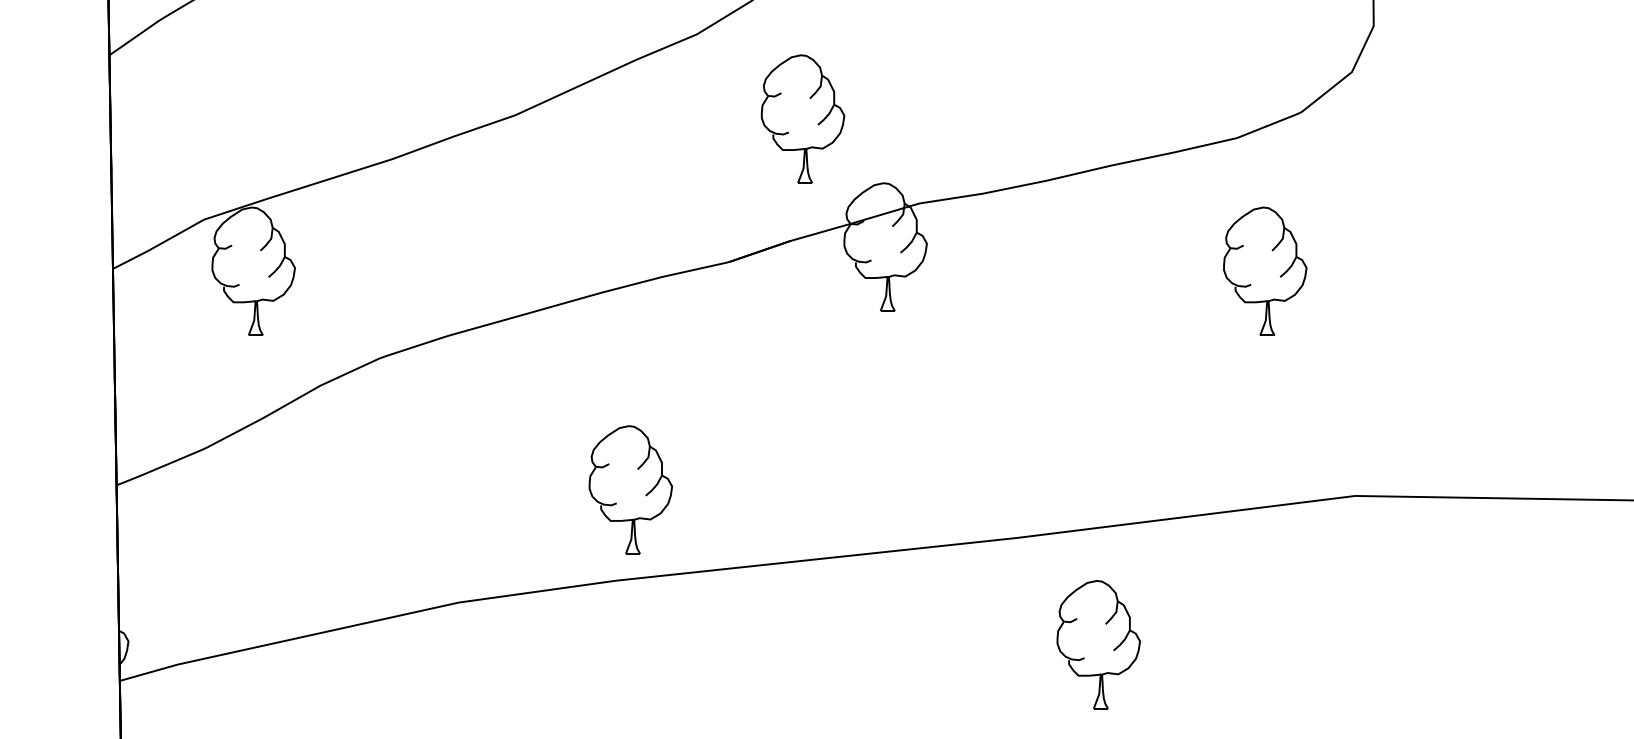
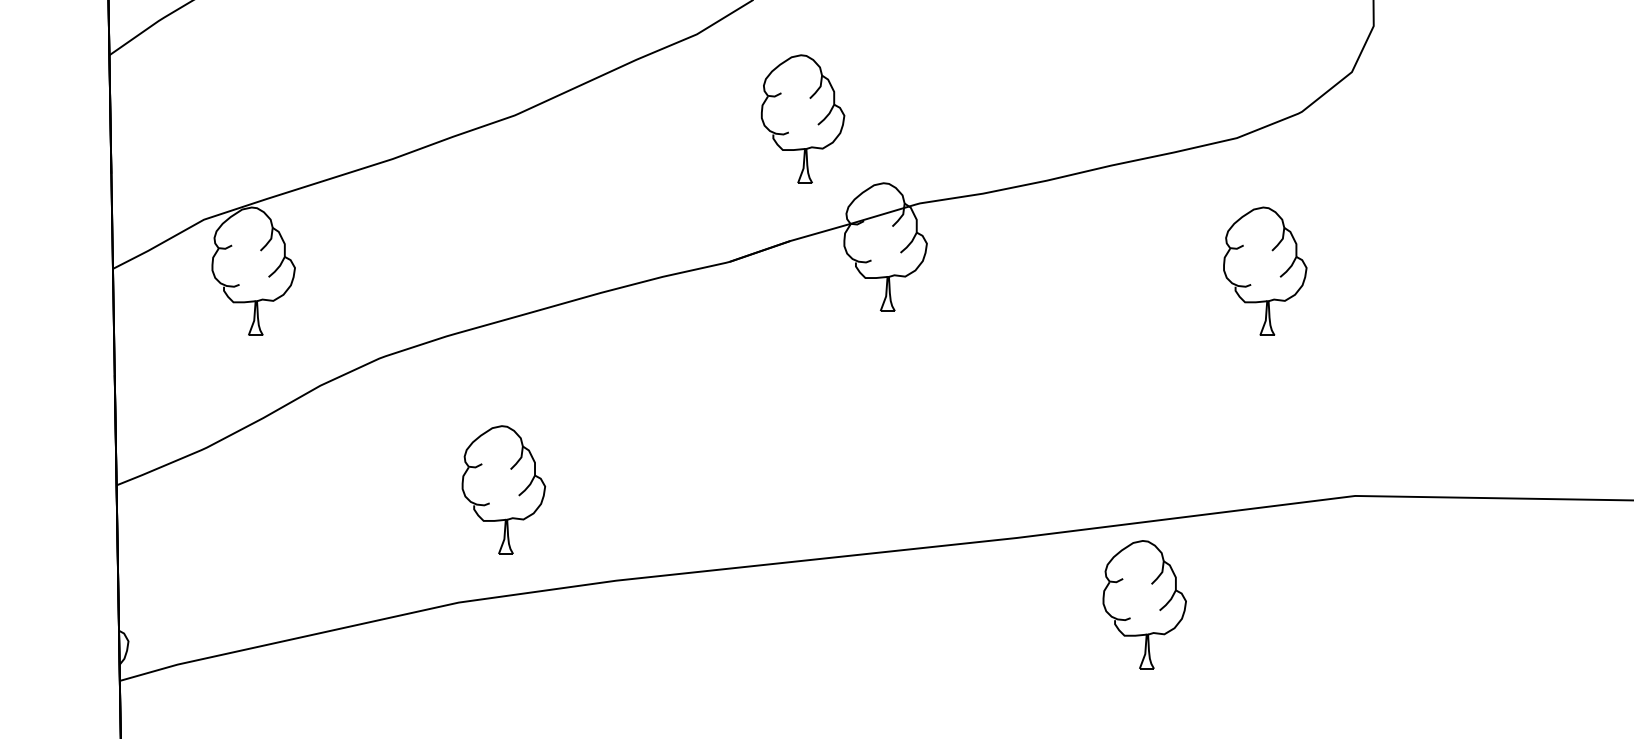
part position: (630, 489) -> (503, 489) (503, 489)
part position: (1098, 644) -> (1144, 604) (1144, 604)
